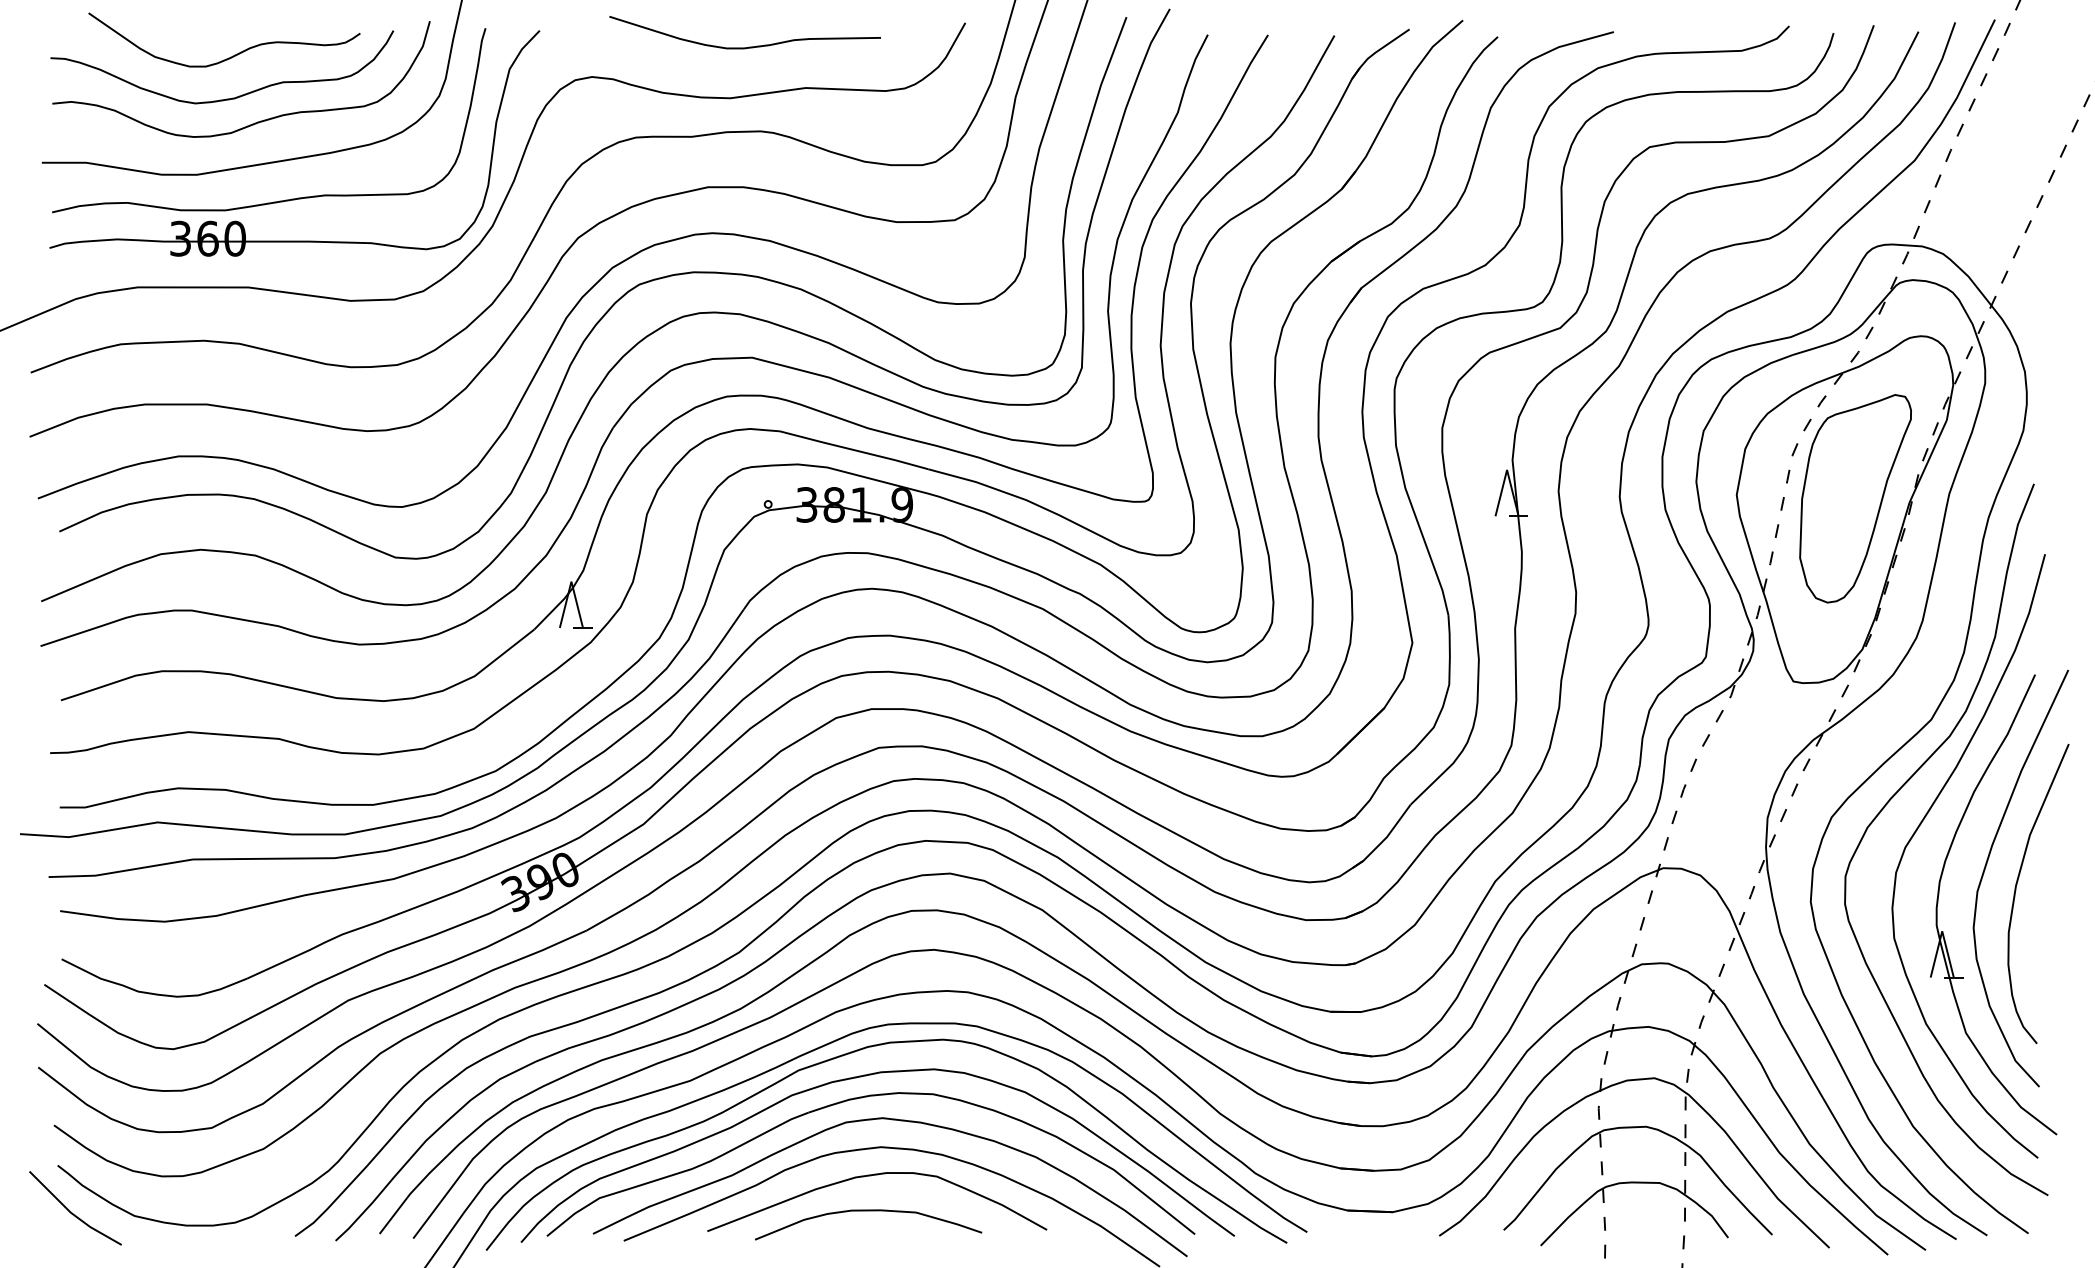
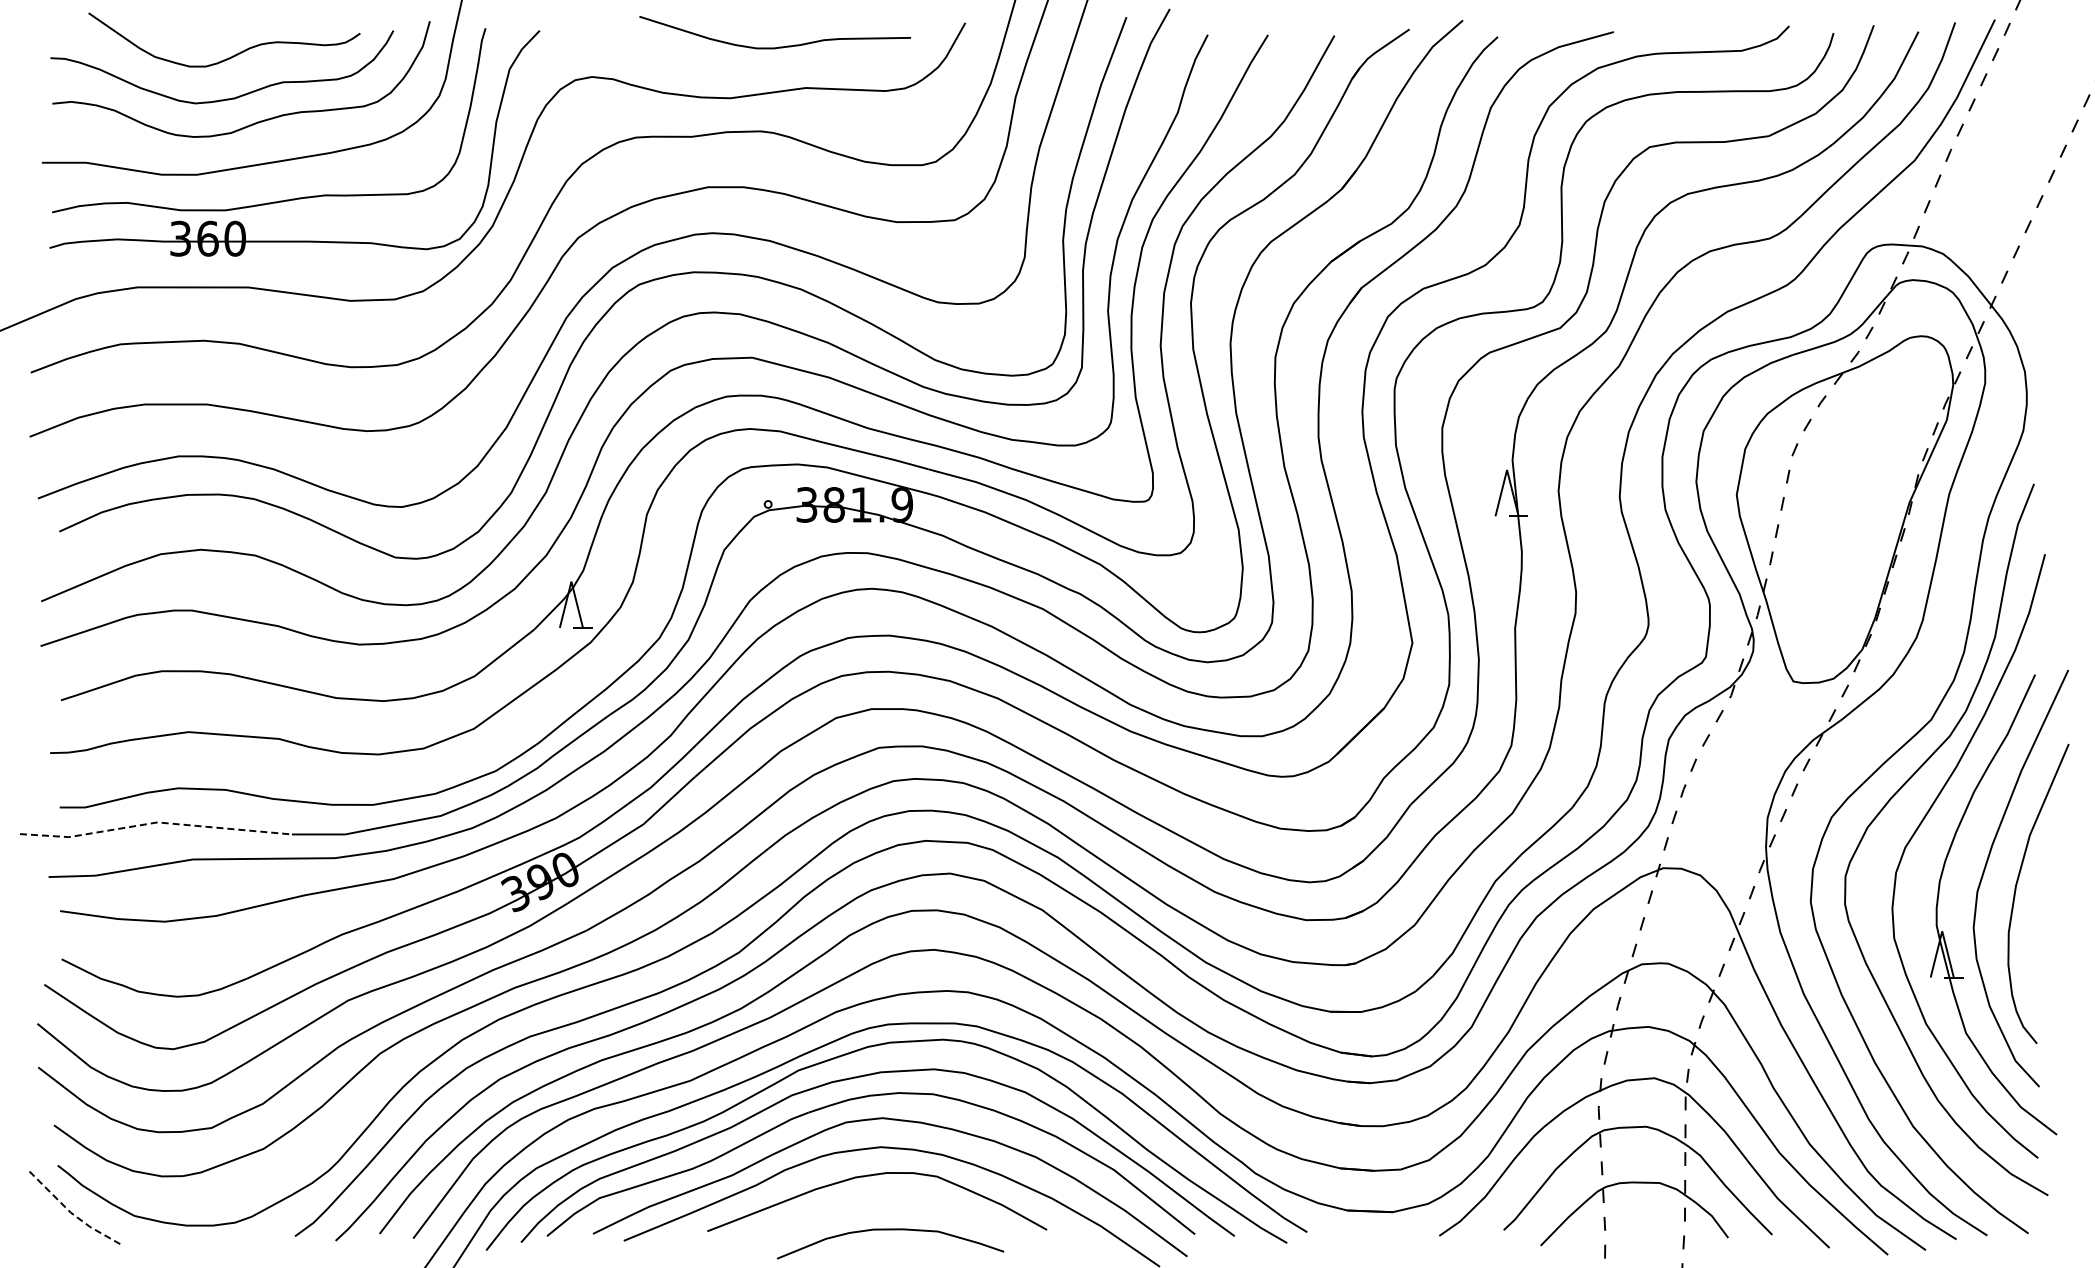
curve position: (748, 46) -> (778, 46) (778, 46)
part: present -> none (1855, 498)
line: solid -> dashed (155, 822)
curve position: (868, 1211) -> (890, 1230) (890, 1230)
line: solid -> dashed (72, 1213)
